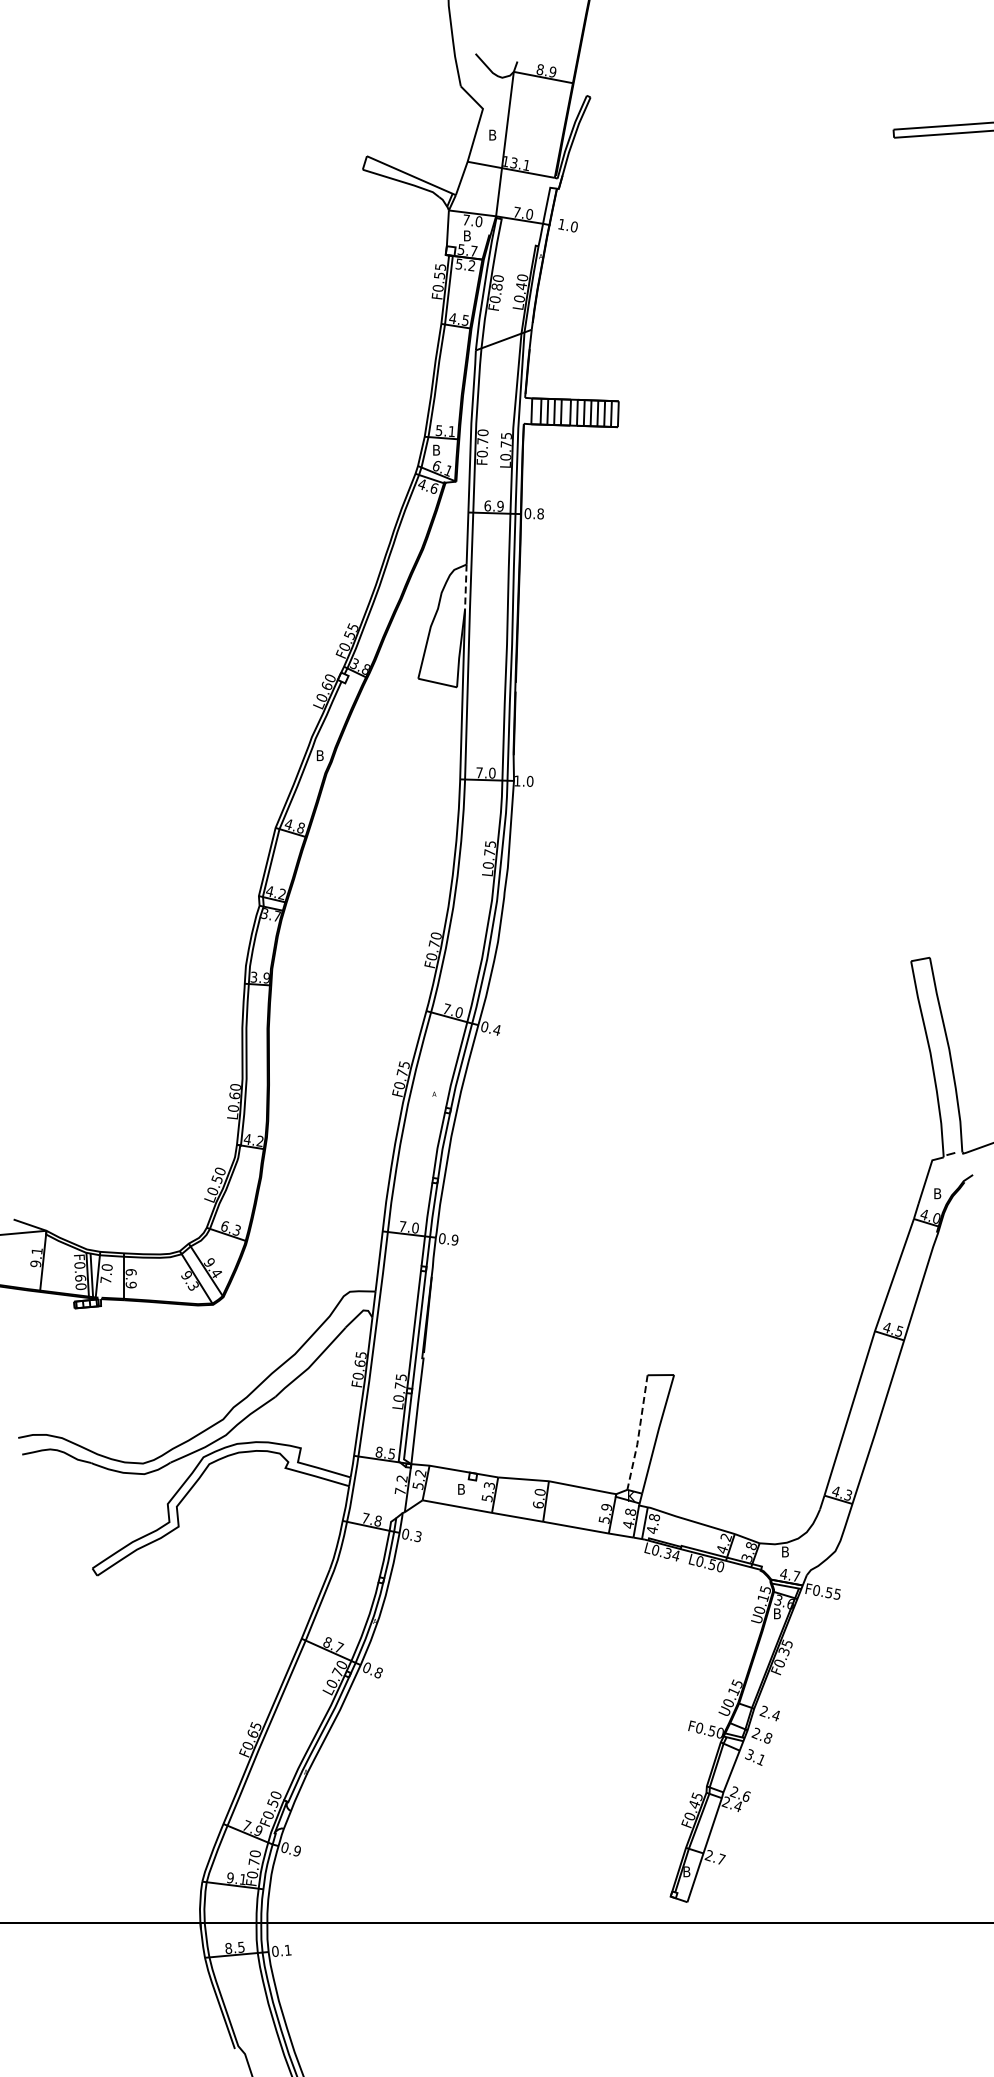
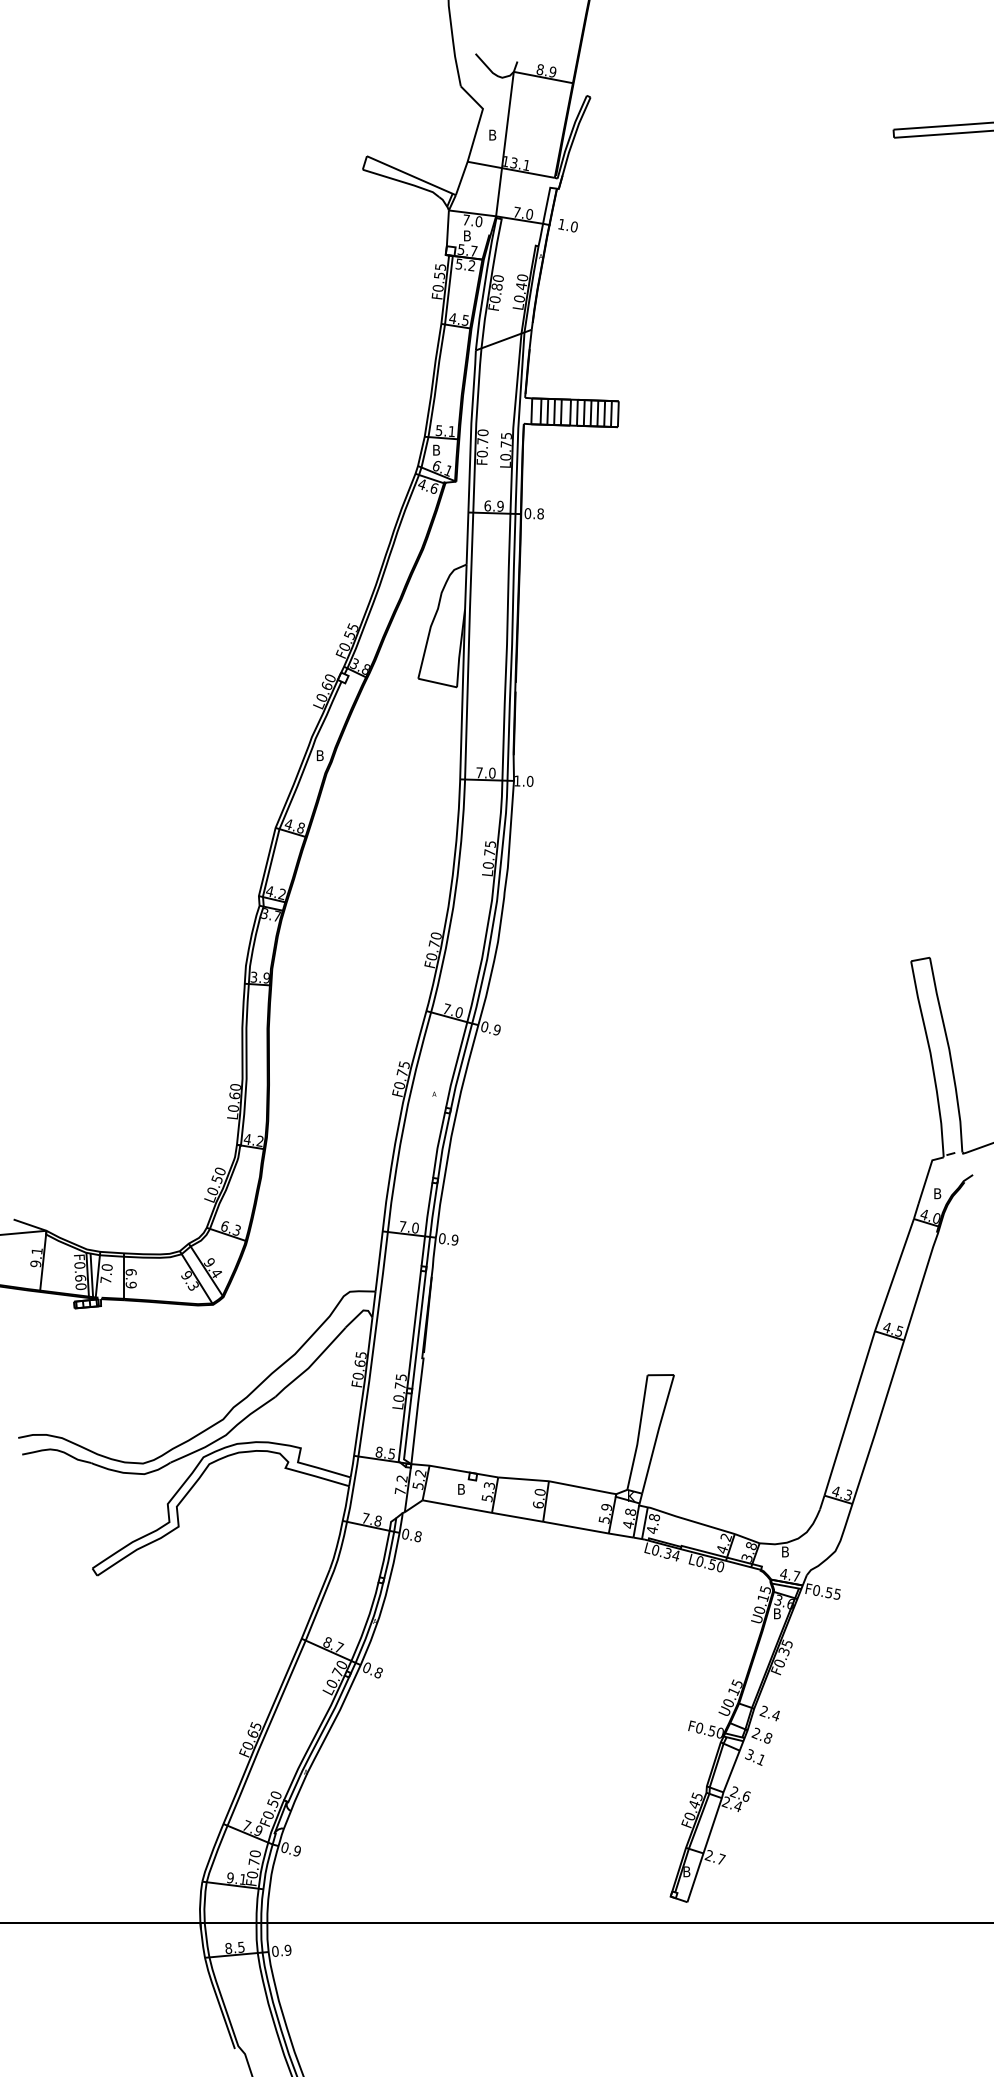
line: dashed -> solid (465, 587)
text: 0.4 -> 0.9 (496, 1029)
line: dashed -> solid (638, 1434)
text: 0.3 -> 0.8 (417, 1536)
text: 0.1 -> 0.9 (287, 1949)
